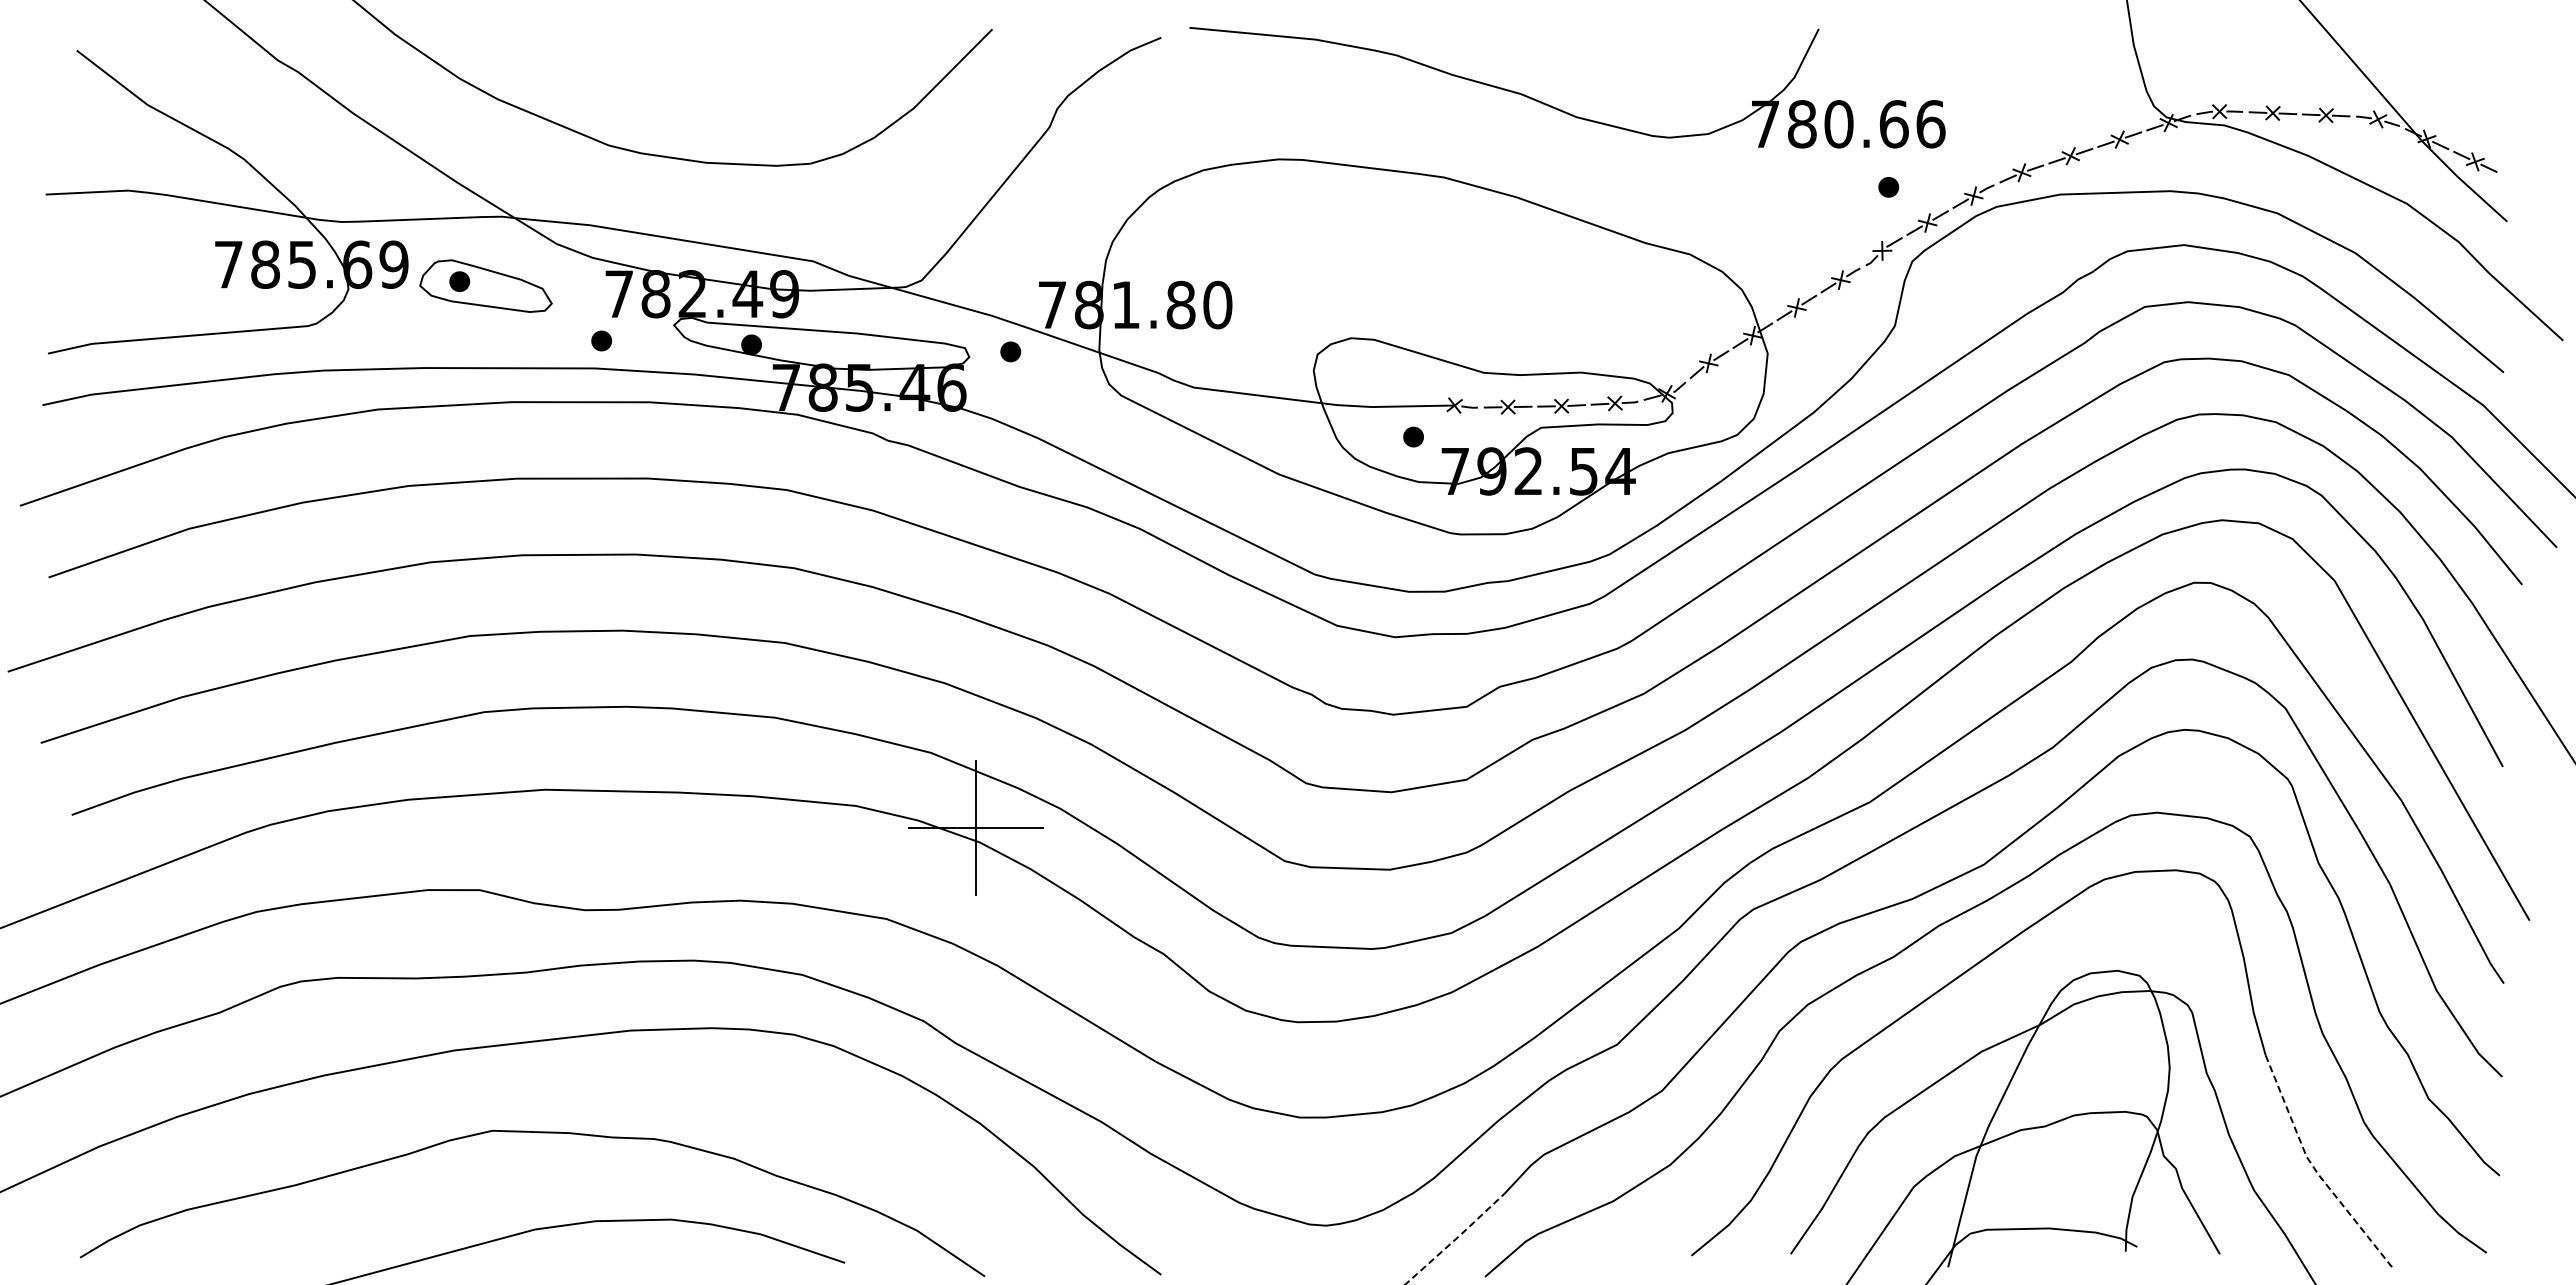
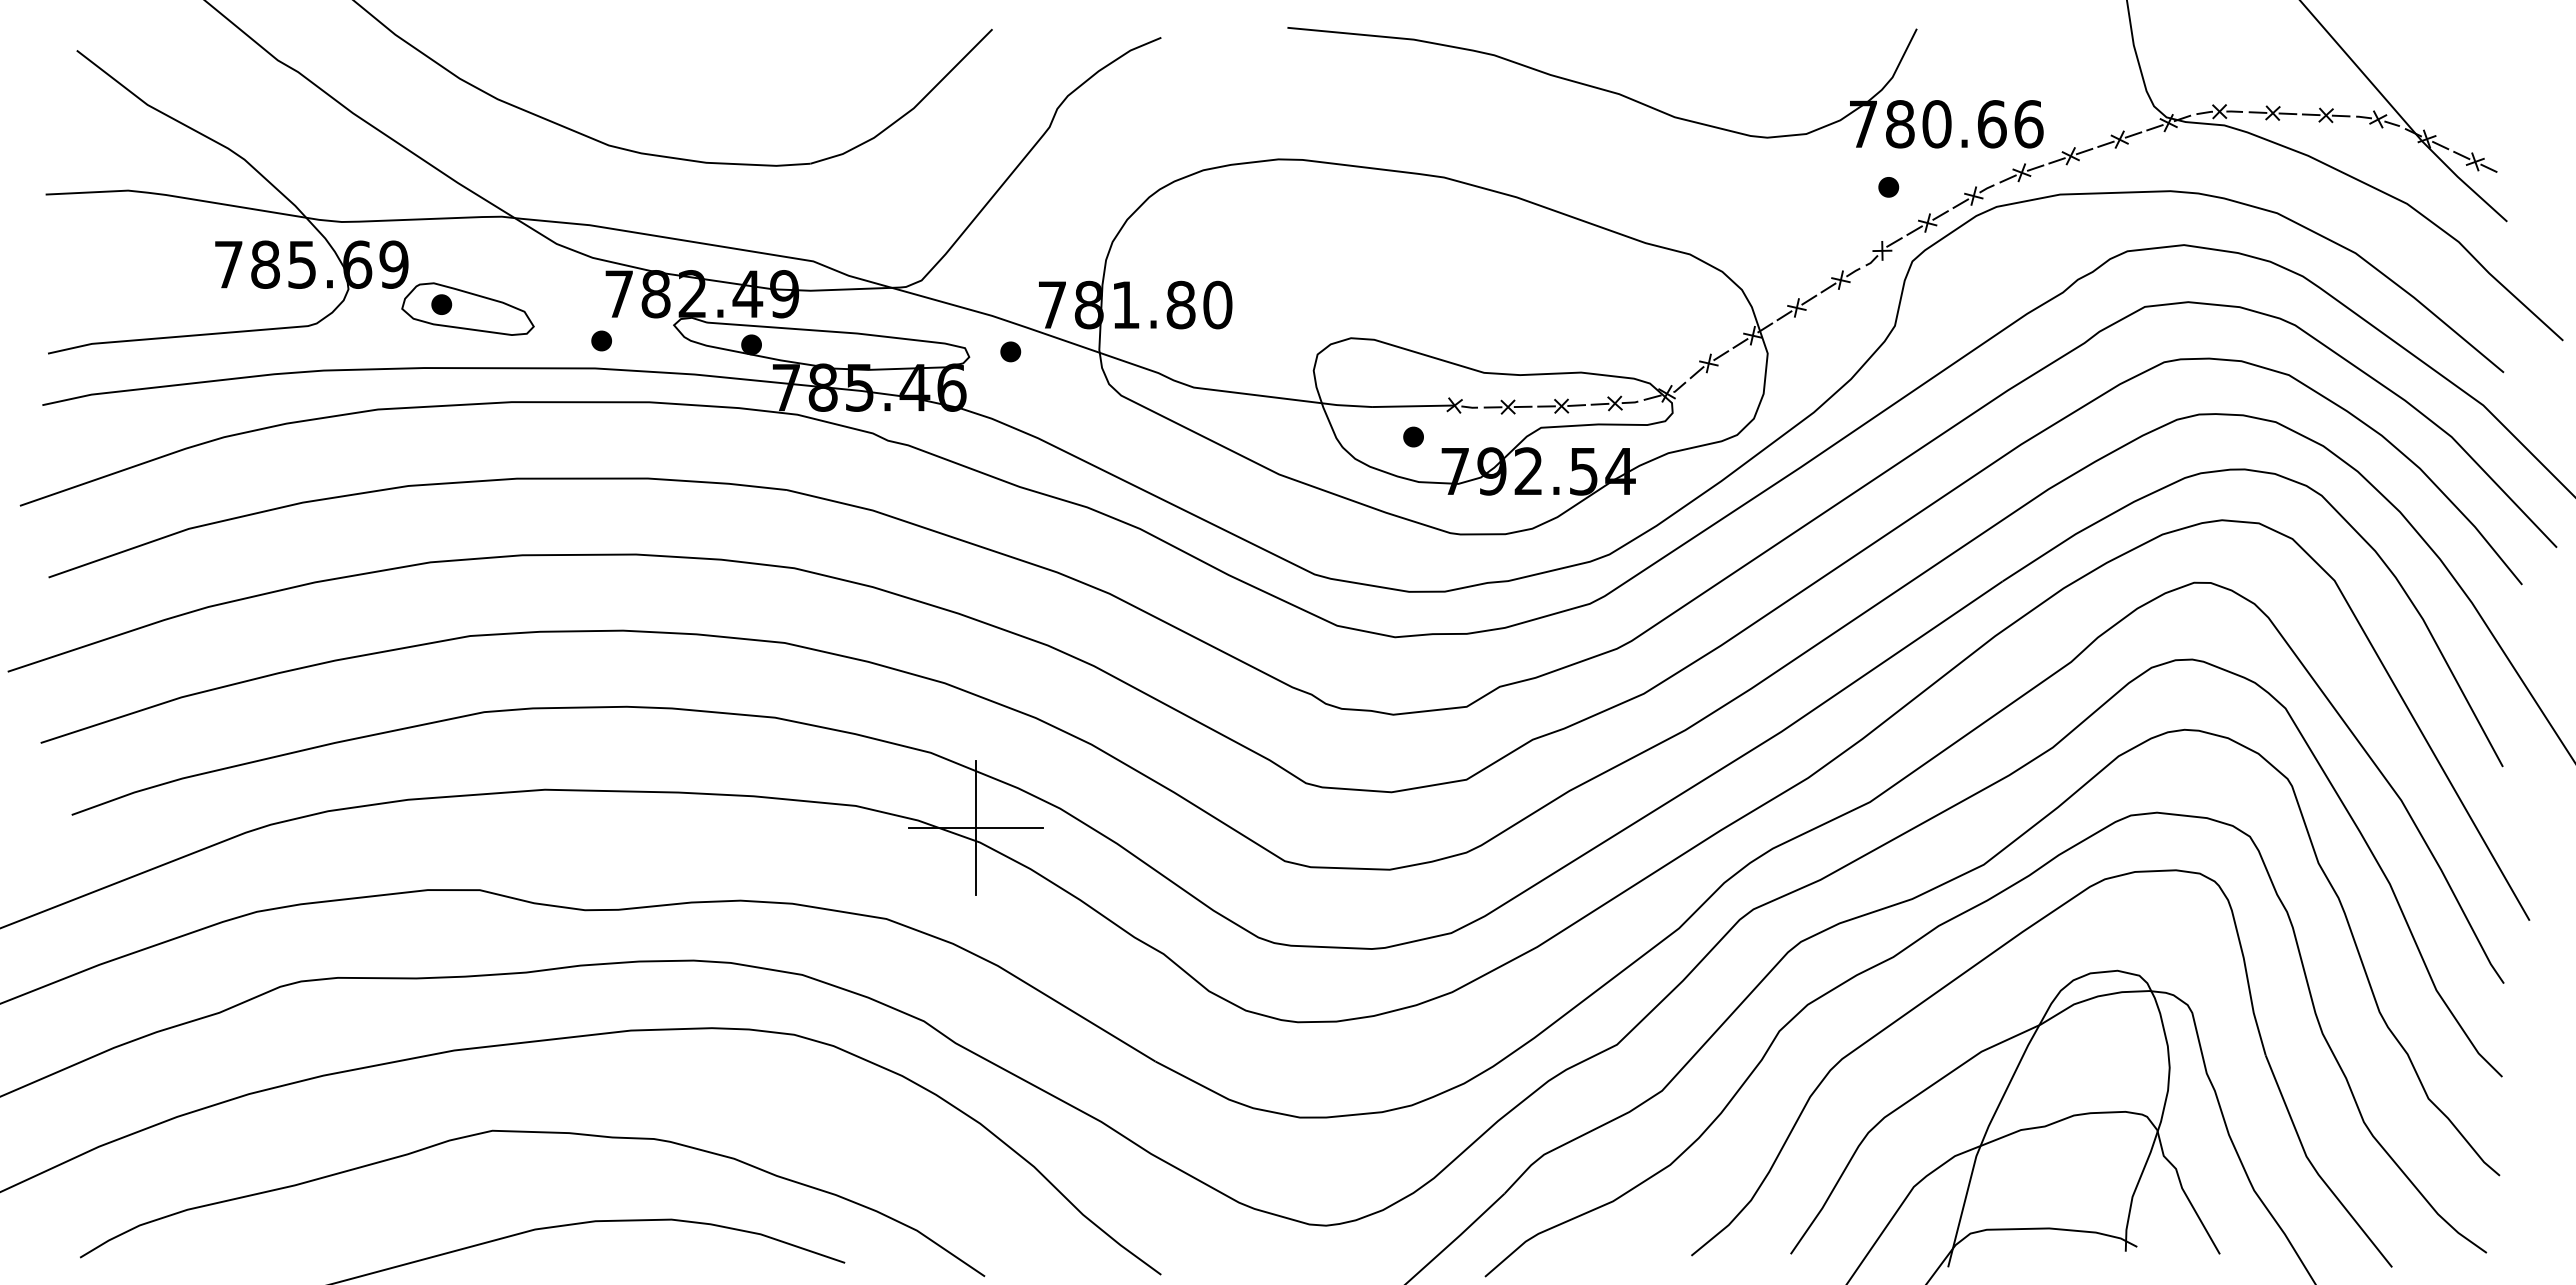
part position: (1561, 109) -> (1659, 109) (1659, 109)
part position: (485, 285) -> (467, 308) (467, 308)
line: dashed -> solid (2315, 1169)
line: dashed -> solid (1455, 1239)
